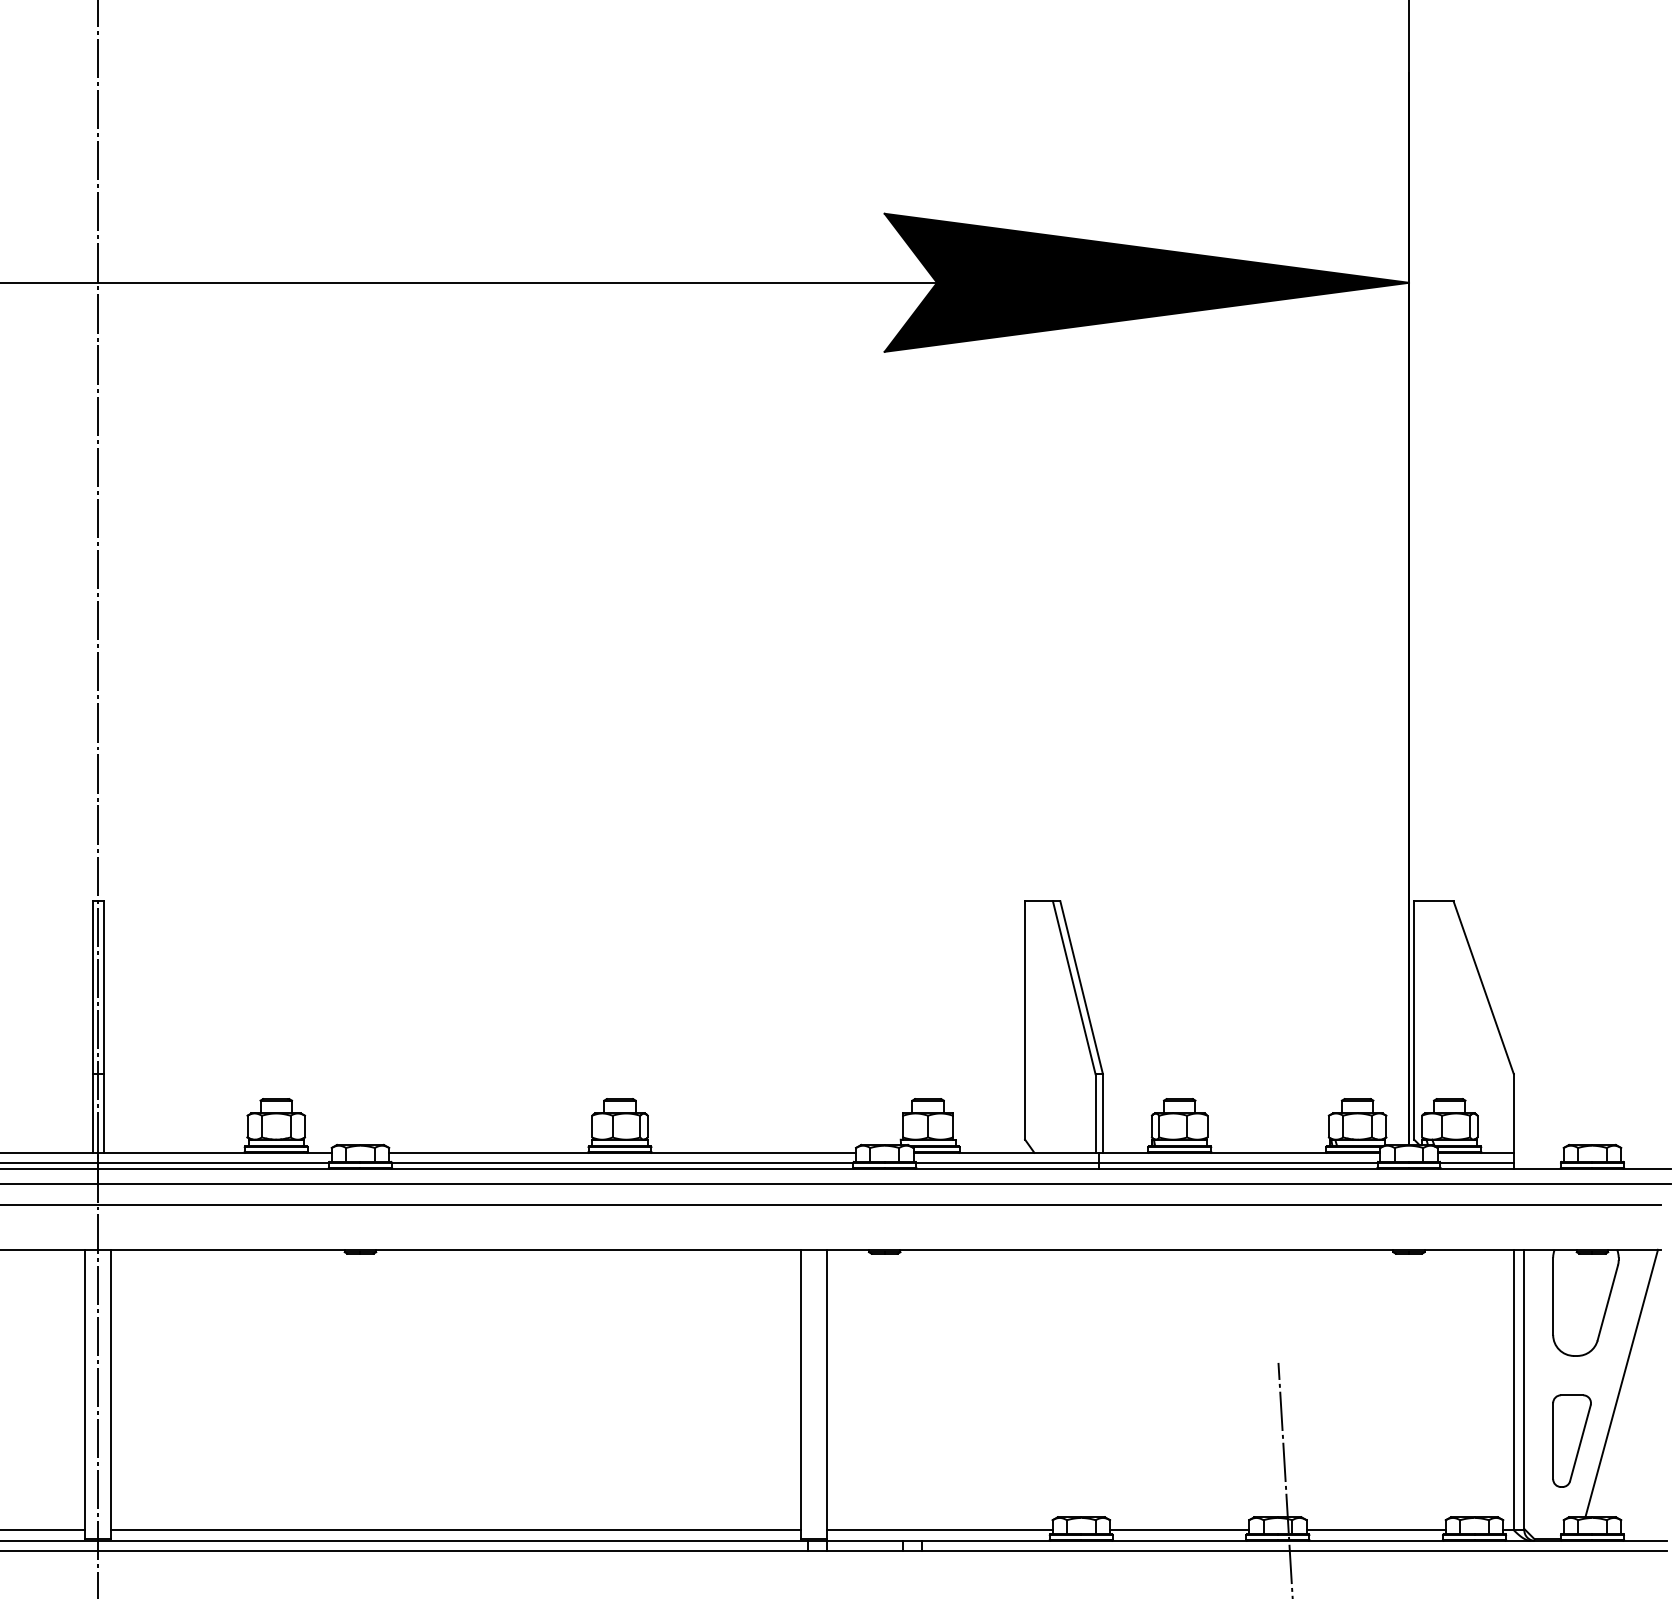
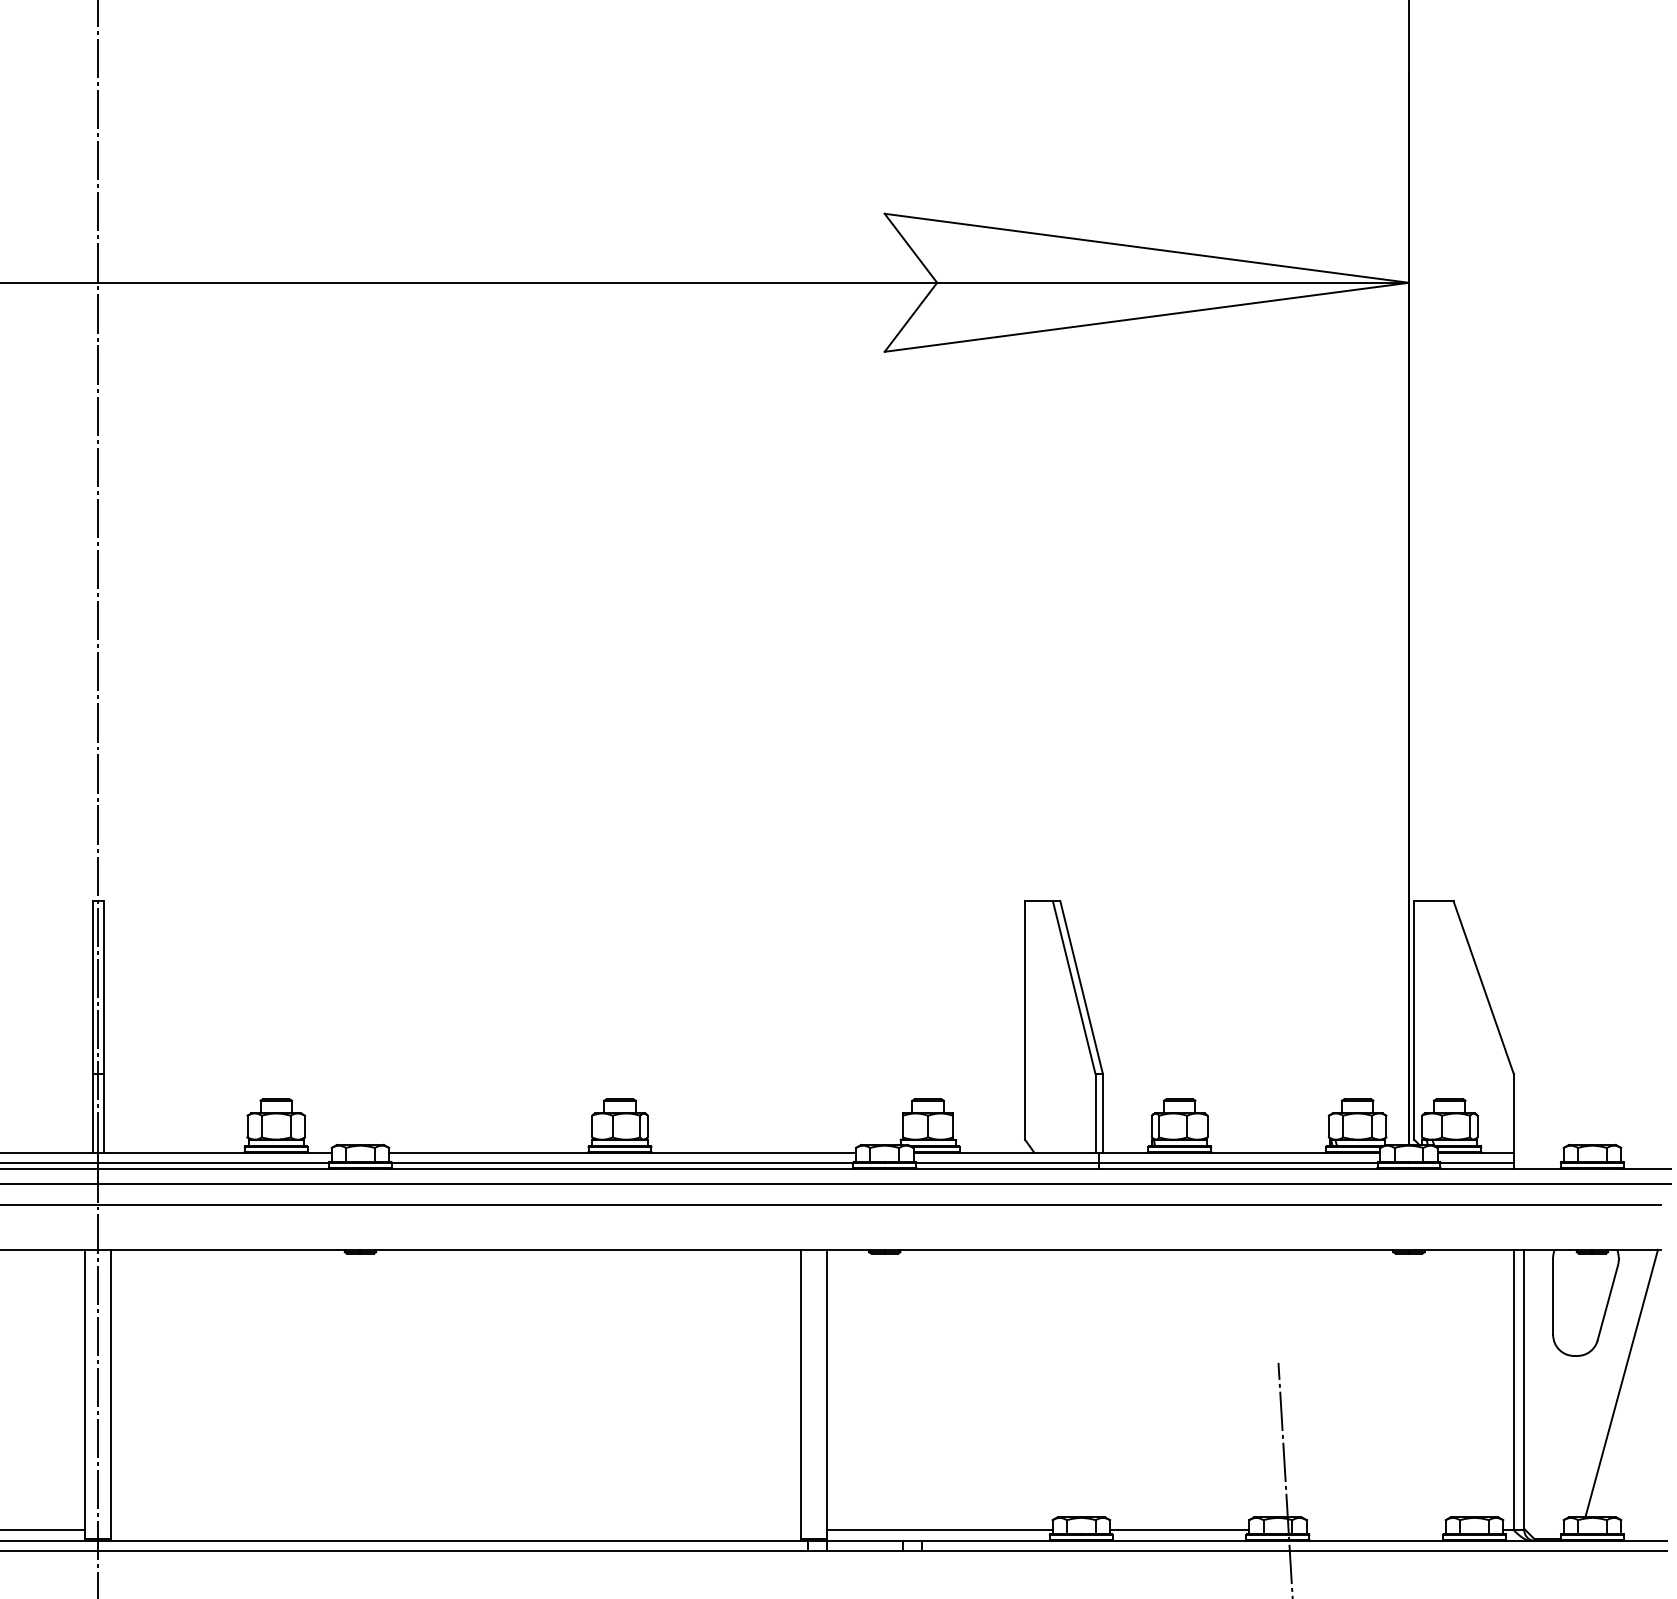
fill: present -> none (1146, 282)
part: present -> none (1571, 1440)
line: present -> none (455, 1530)
line: present -> none (1375, 1530)
